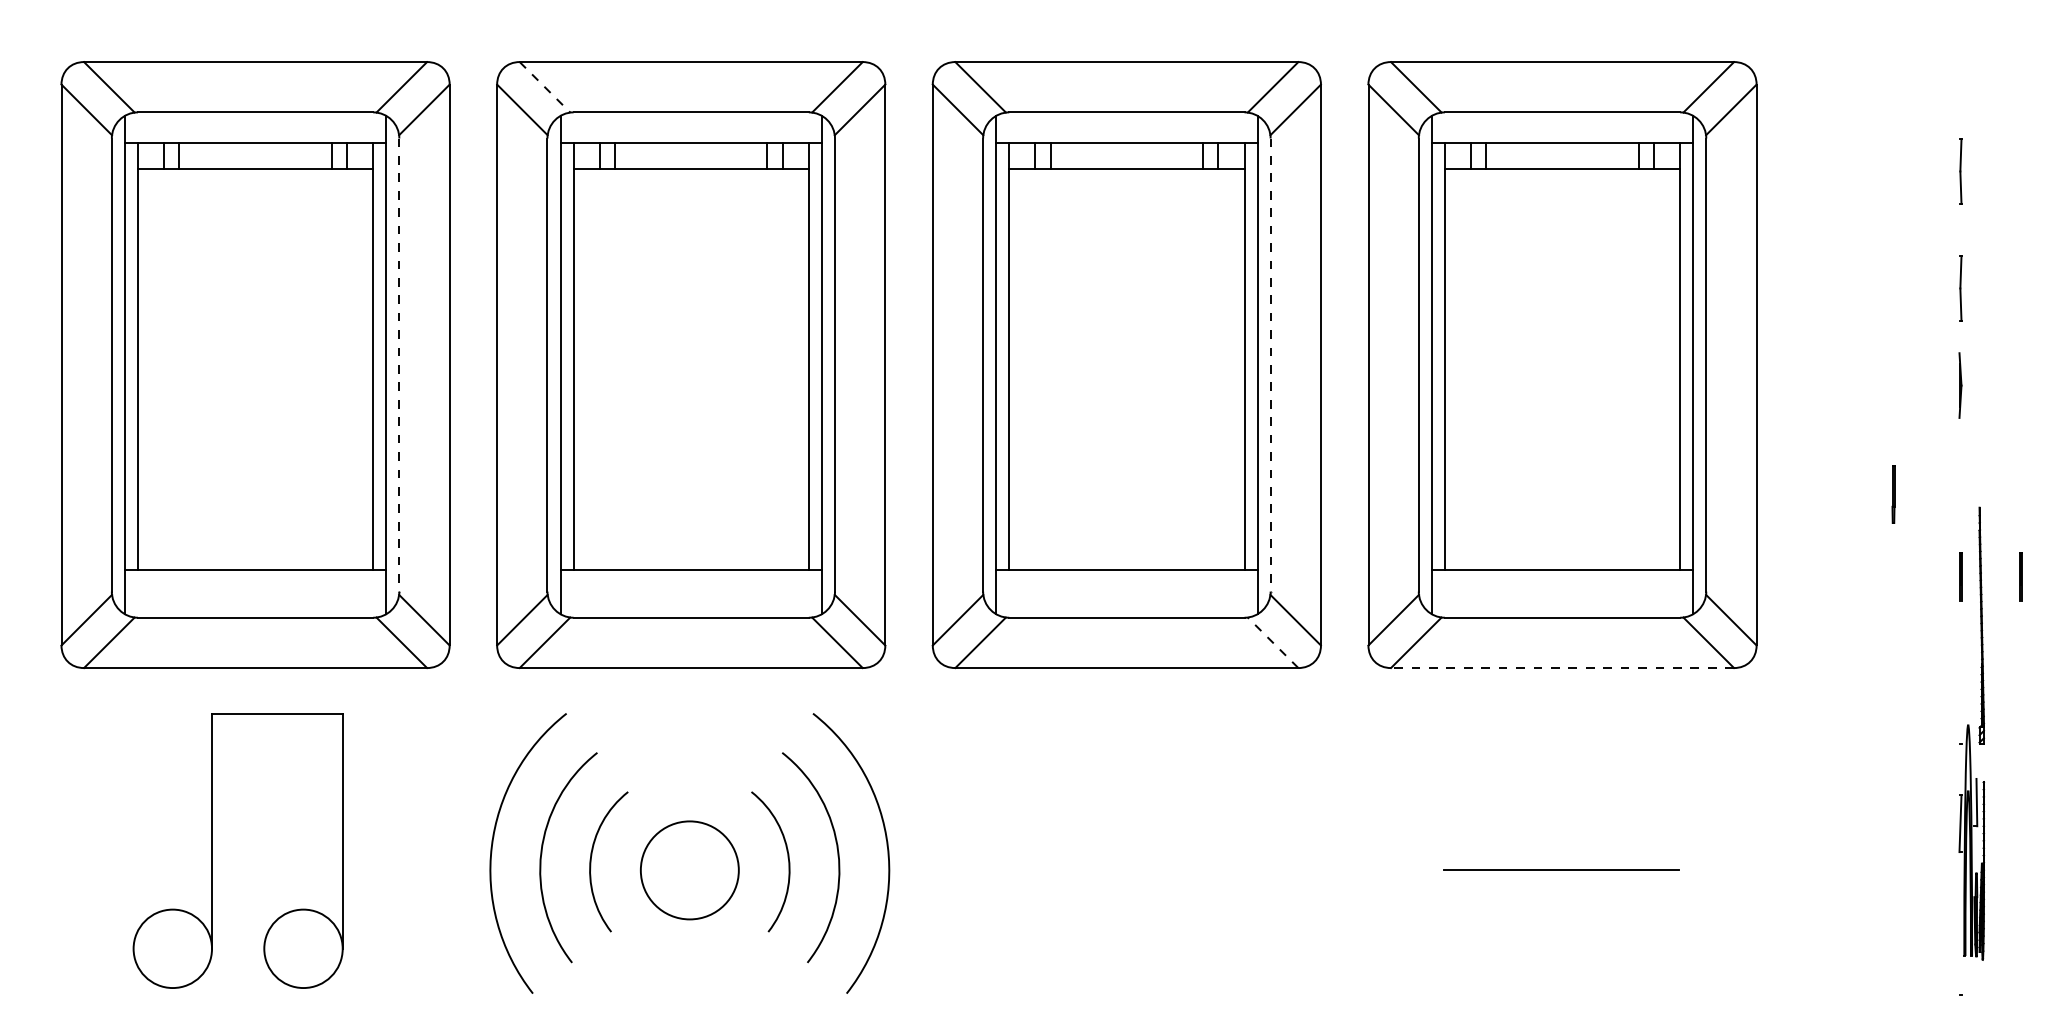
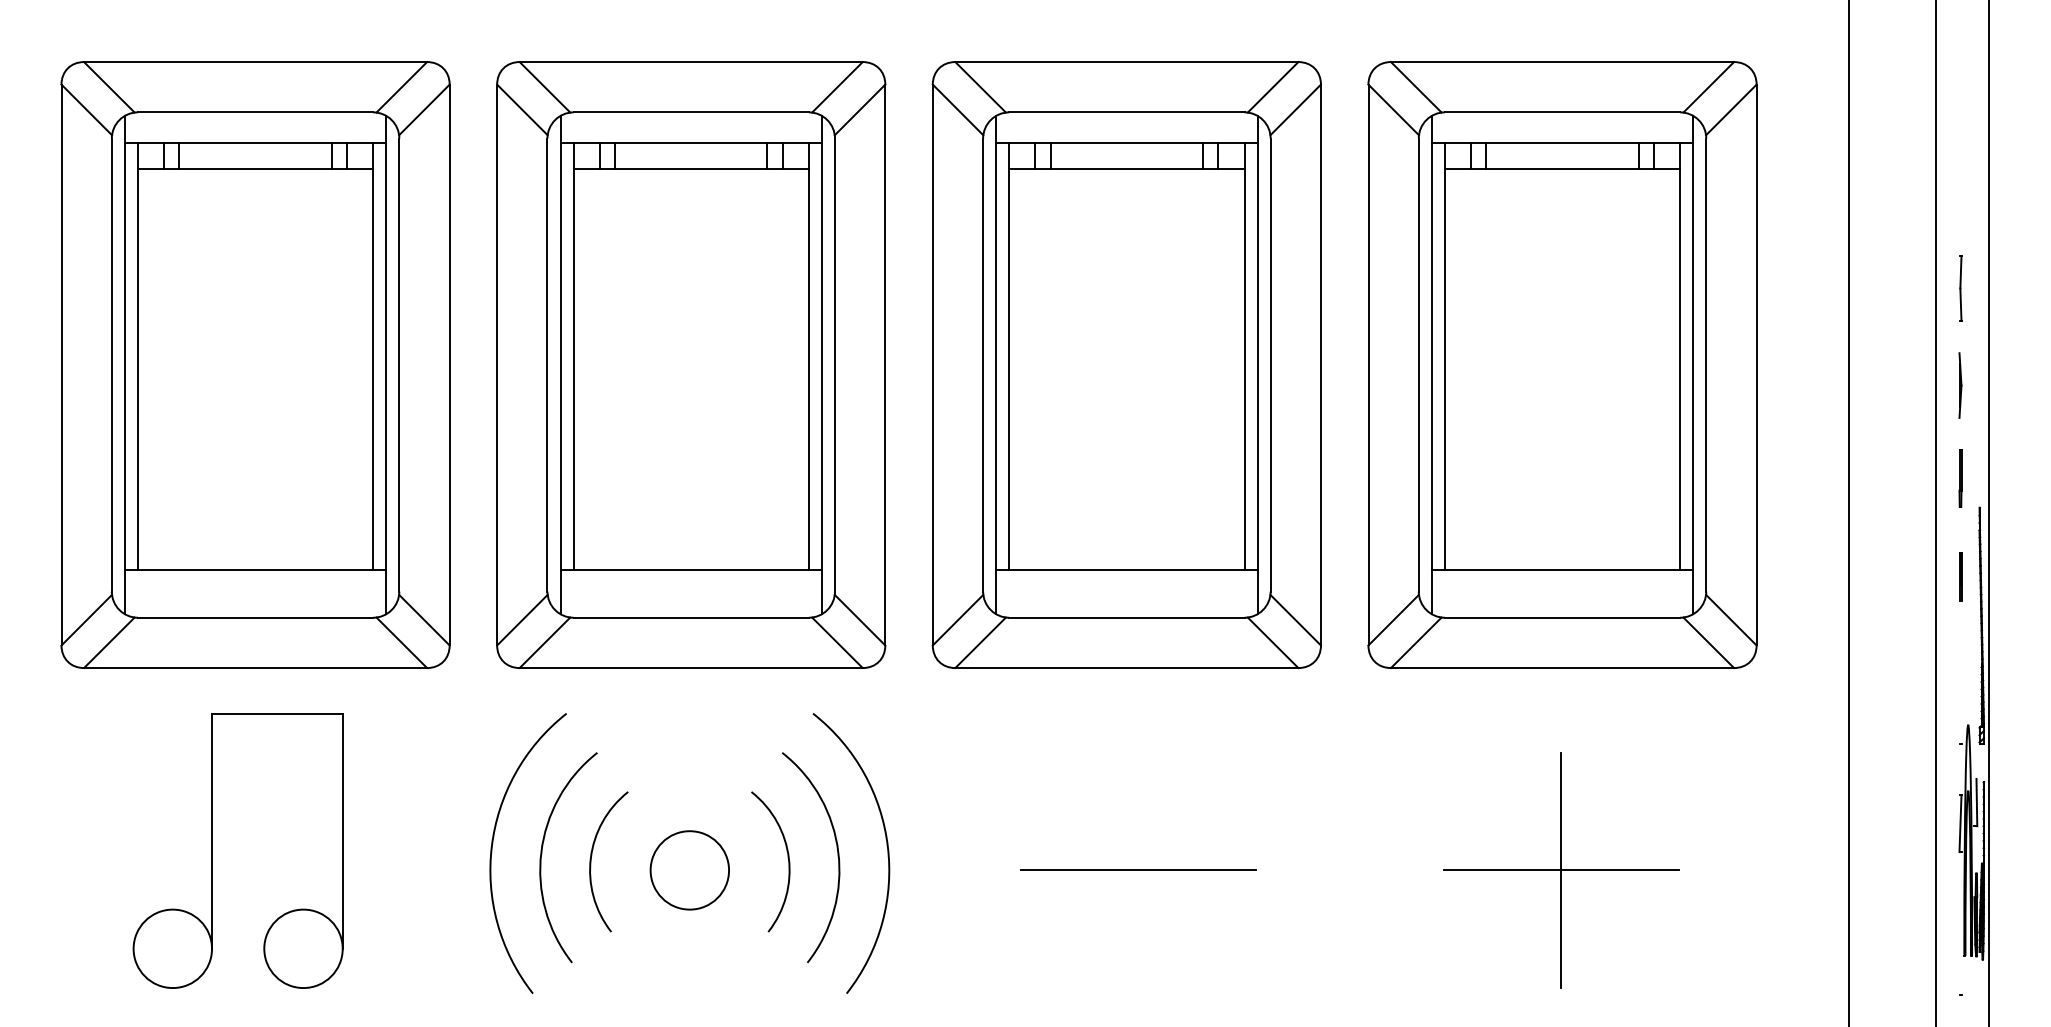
line: dashed -> solid (545, 87)
line: present -> none (1960, 171)
line: dashed -> solid (399, 365)
line: dashed -> solid (1270, 365)
line position: (1893, 494) -> (1960, 478) (1960, 478)
line: none -> present (1849, 512)
line: none -> present (1936, 512)
line: none -> present (1989, 512)
line: present -> none (2020, 576)
line: dashed -> solid (1273, 642)
line: dashed -> solid (1562, 668)
circle diameter: 98 px -> 78 px (689, 870)
line: none -> present (1138, 870)
line: none -> present (1561, 870)
